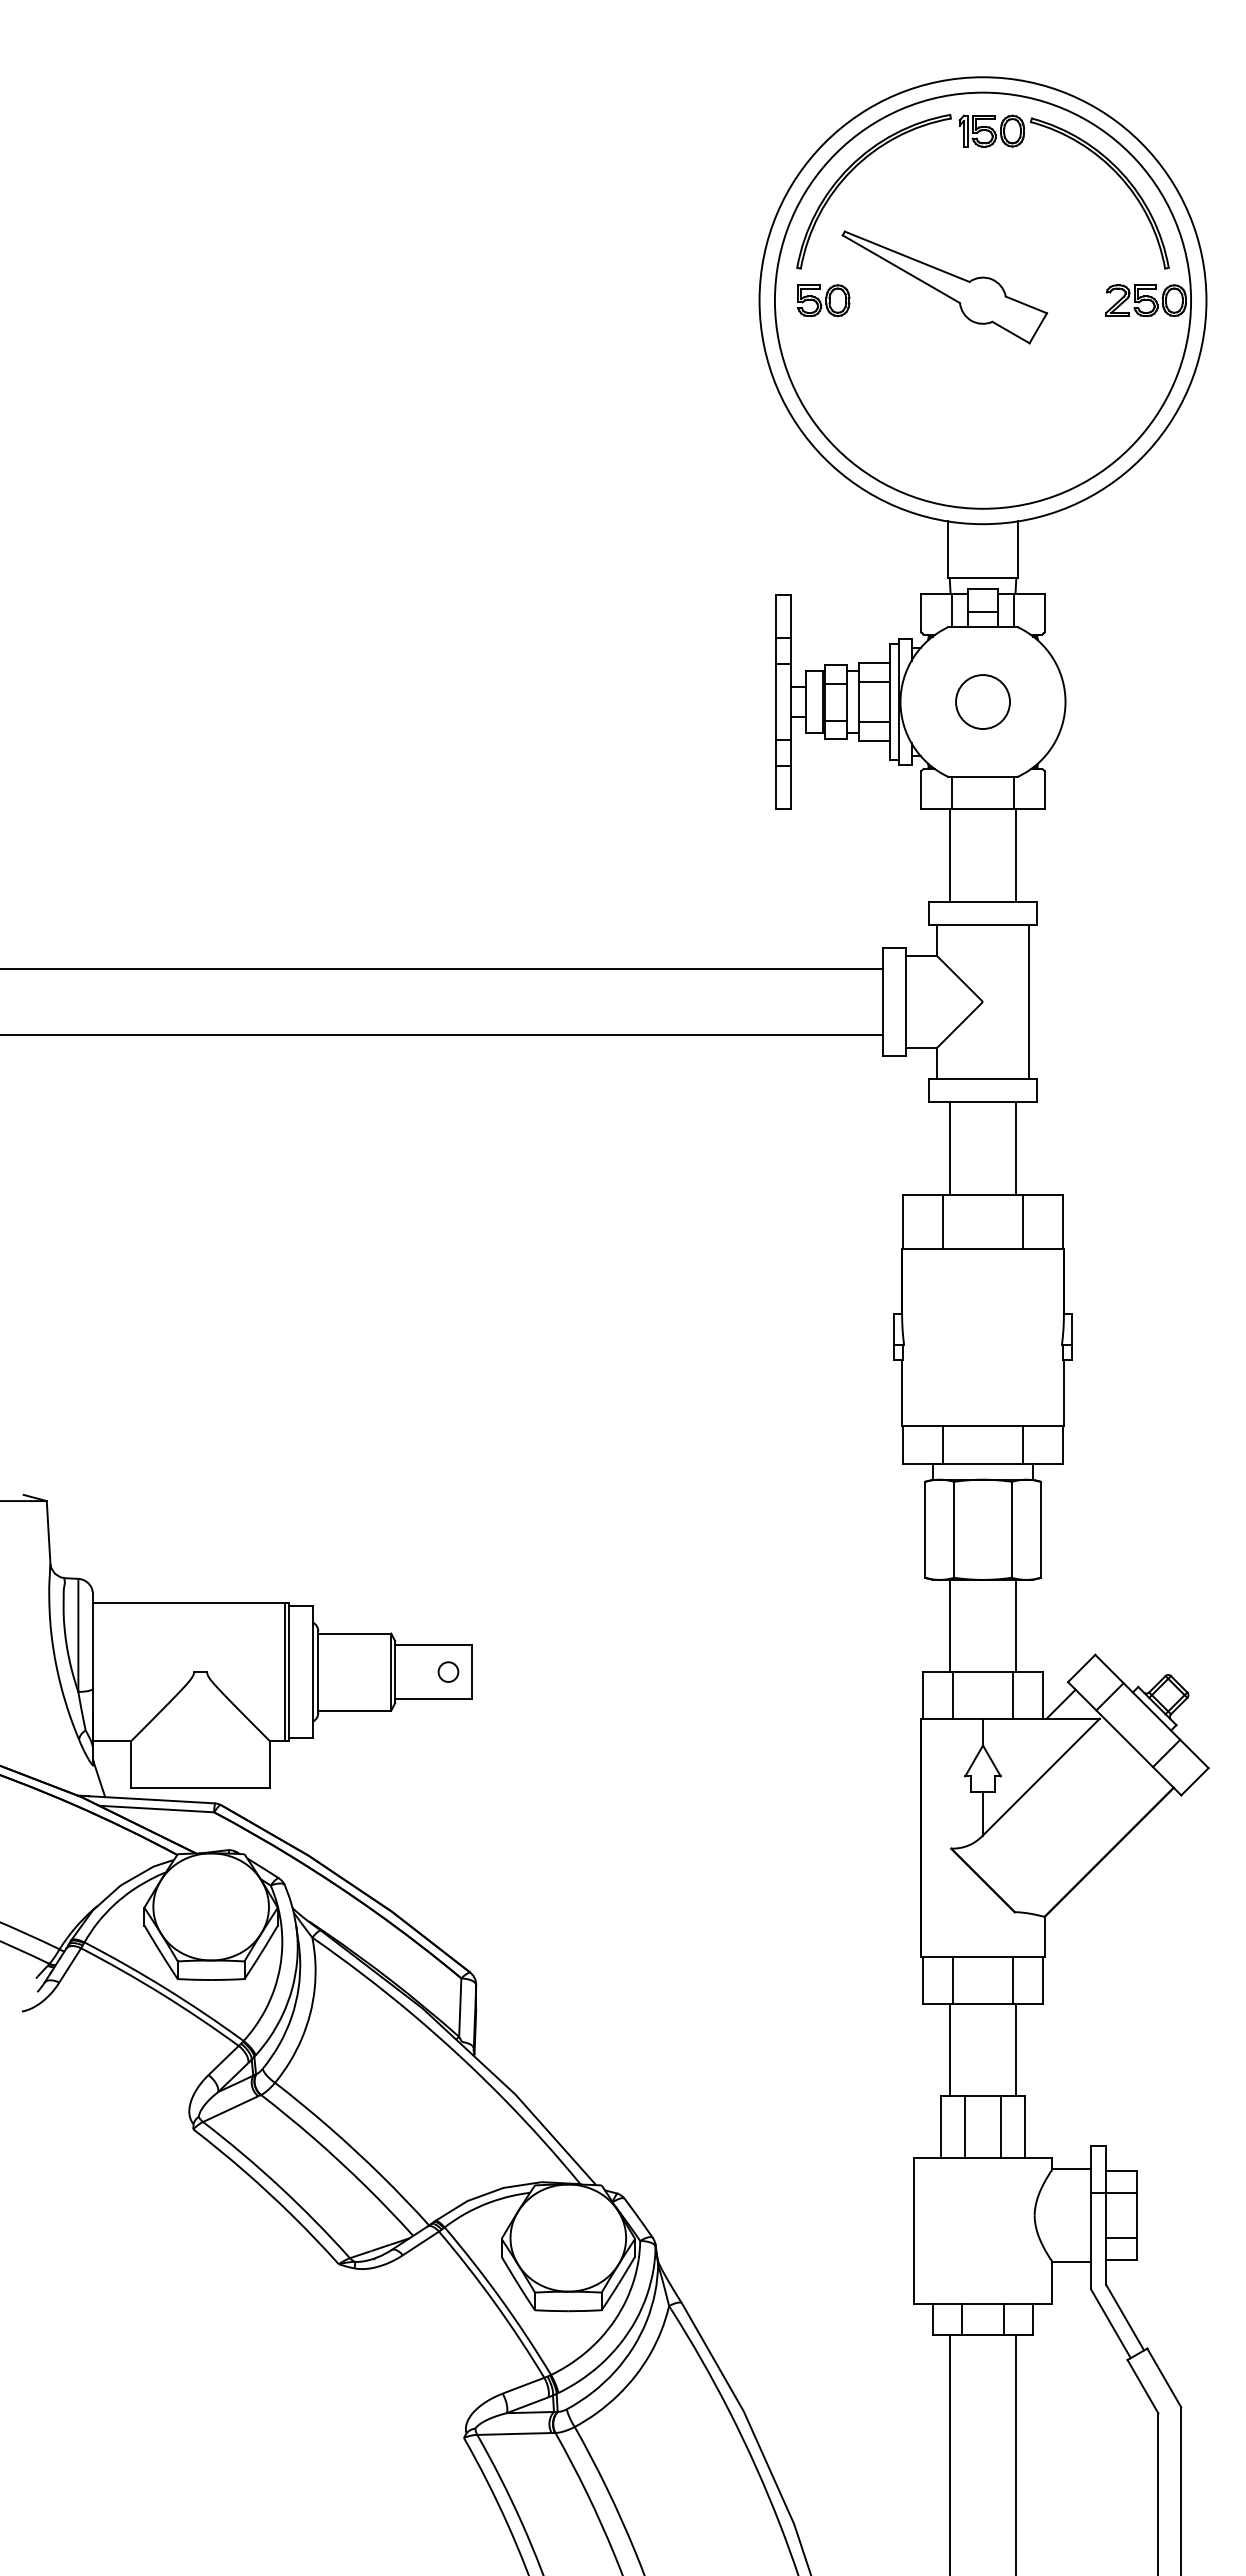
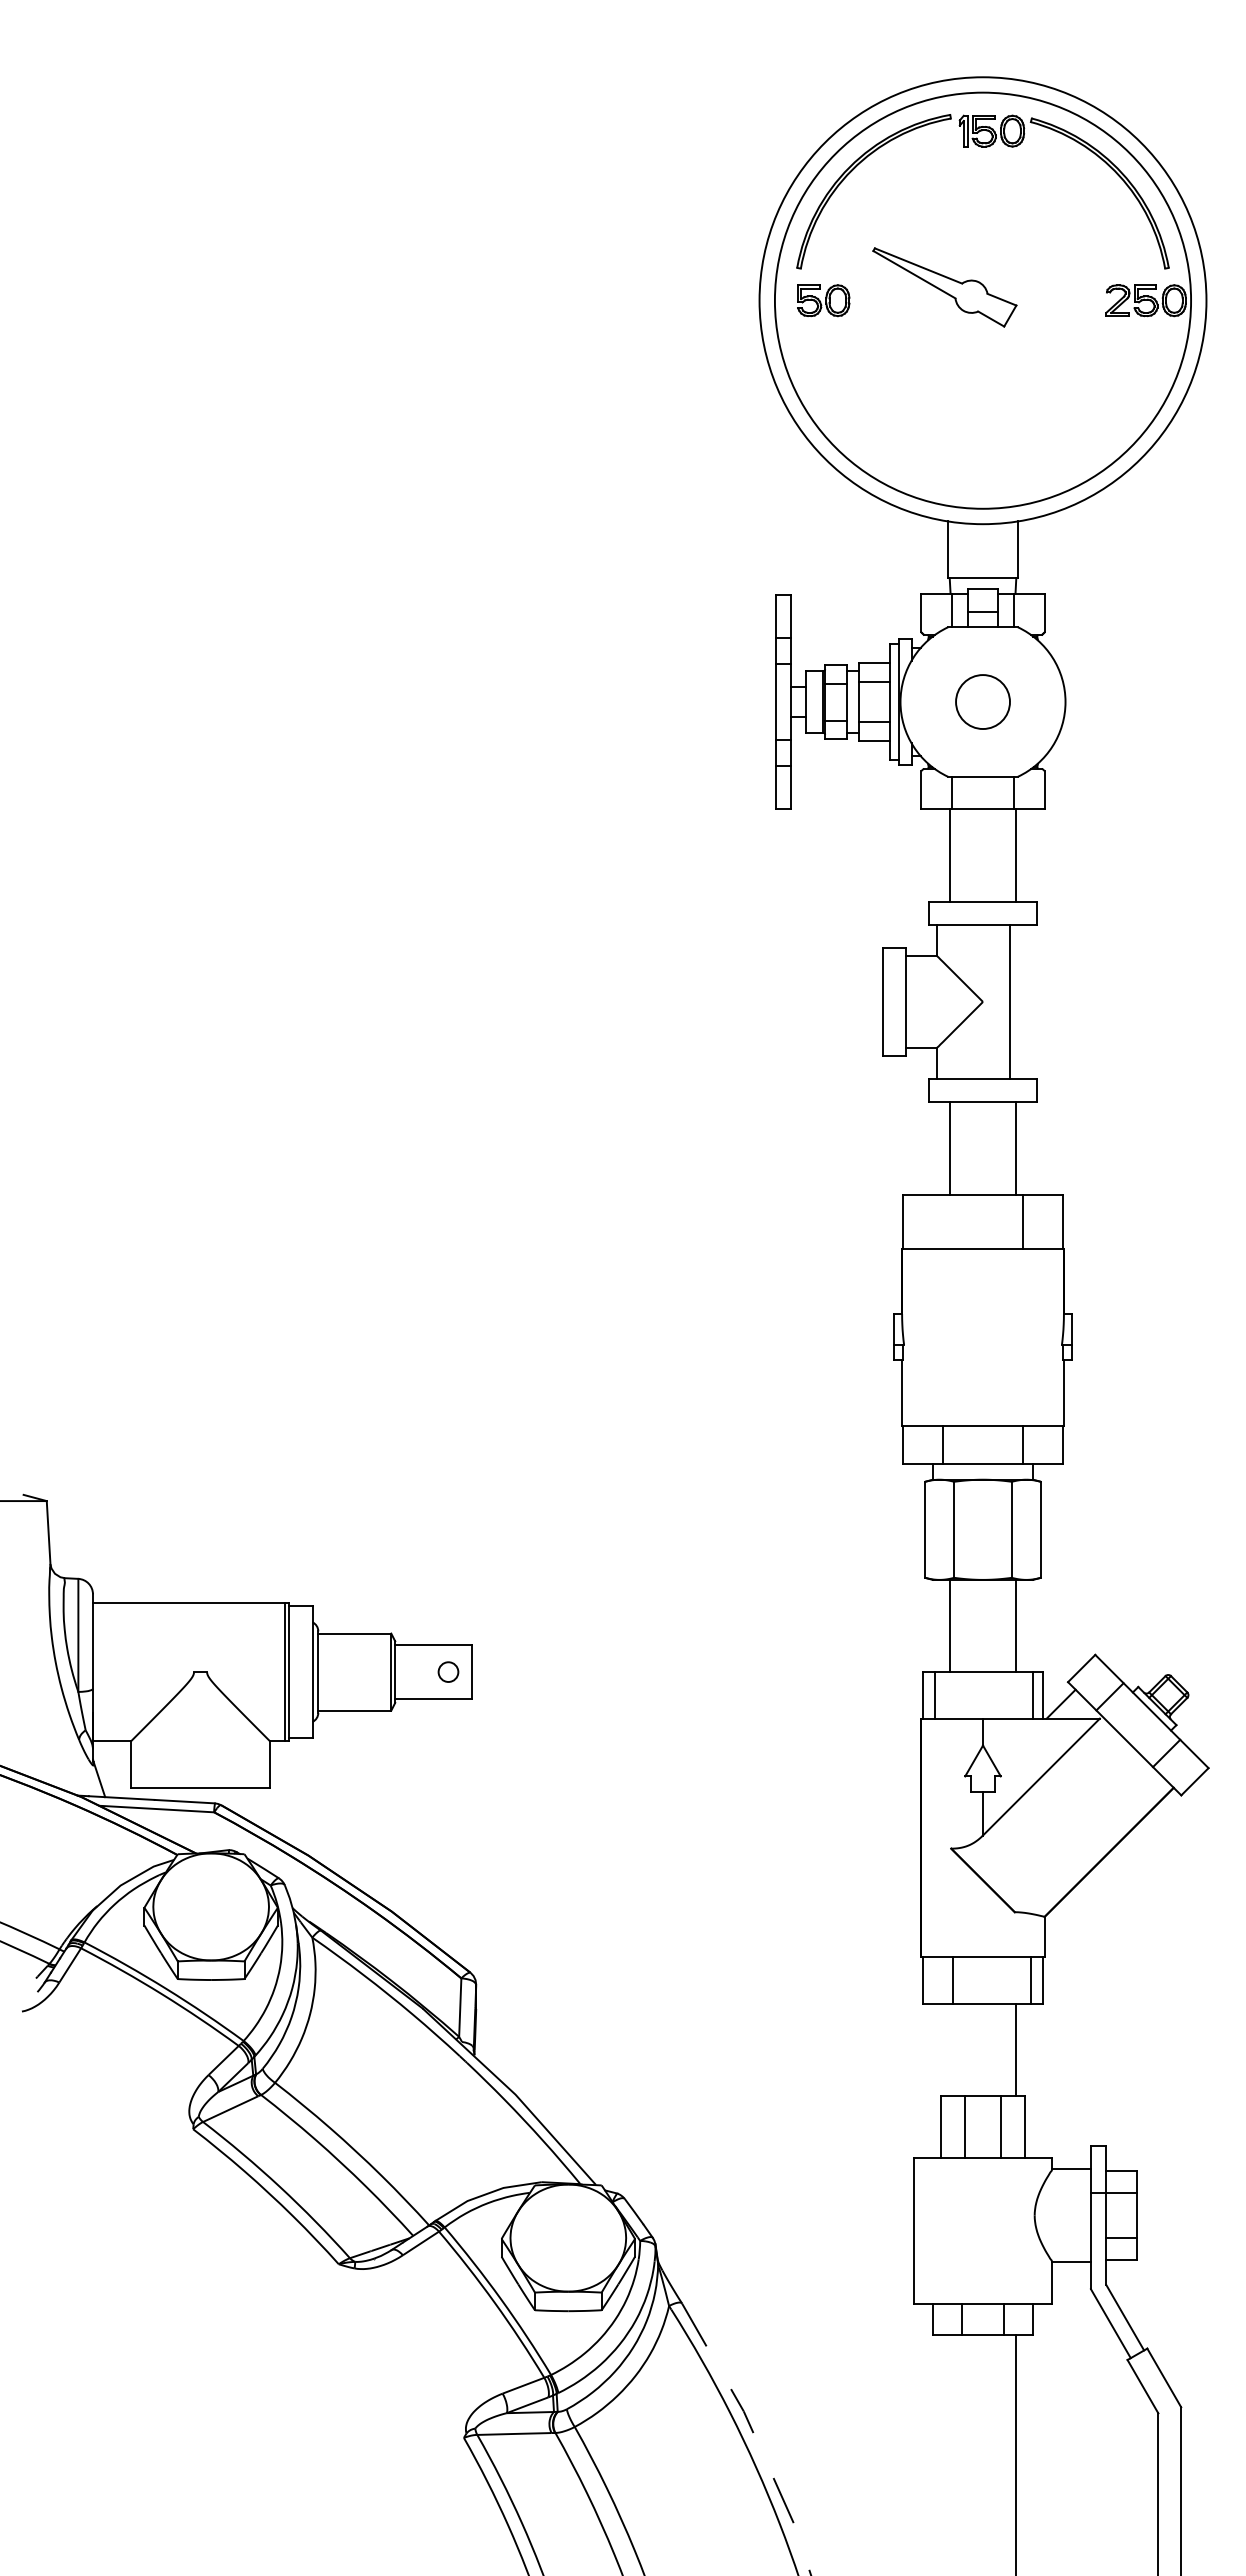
part size: 208x115 px -> 146x81 px (944, 287)
line: present -> none (442, 968)
line position: (1029, 1001) -> (1010, 1001) (1010, 1001)
line: present -> none (442, 1035)
line: present -> none (942, 1221)
line position: (952, 1695) -> (934, 1695) (934, 1695)
line position: (1013, 1695) -> (1033, 1695) (1033, 1695)
line position: (1013, 1980) -> (1031, 1980) (1031, 1980)
line: present -> none (949, 2049)
line: solid -> dashed (754, 2435)
line: present -> none (949, 2453)
